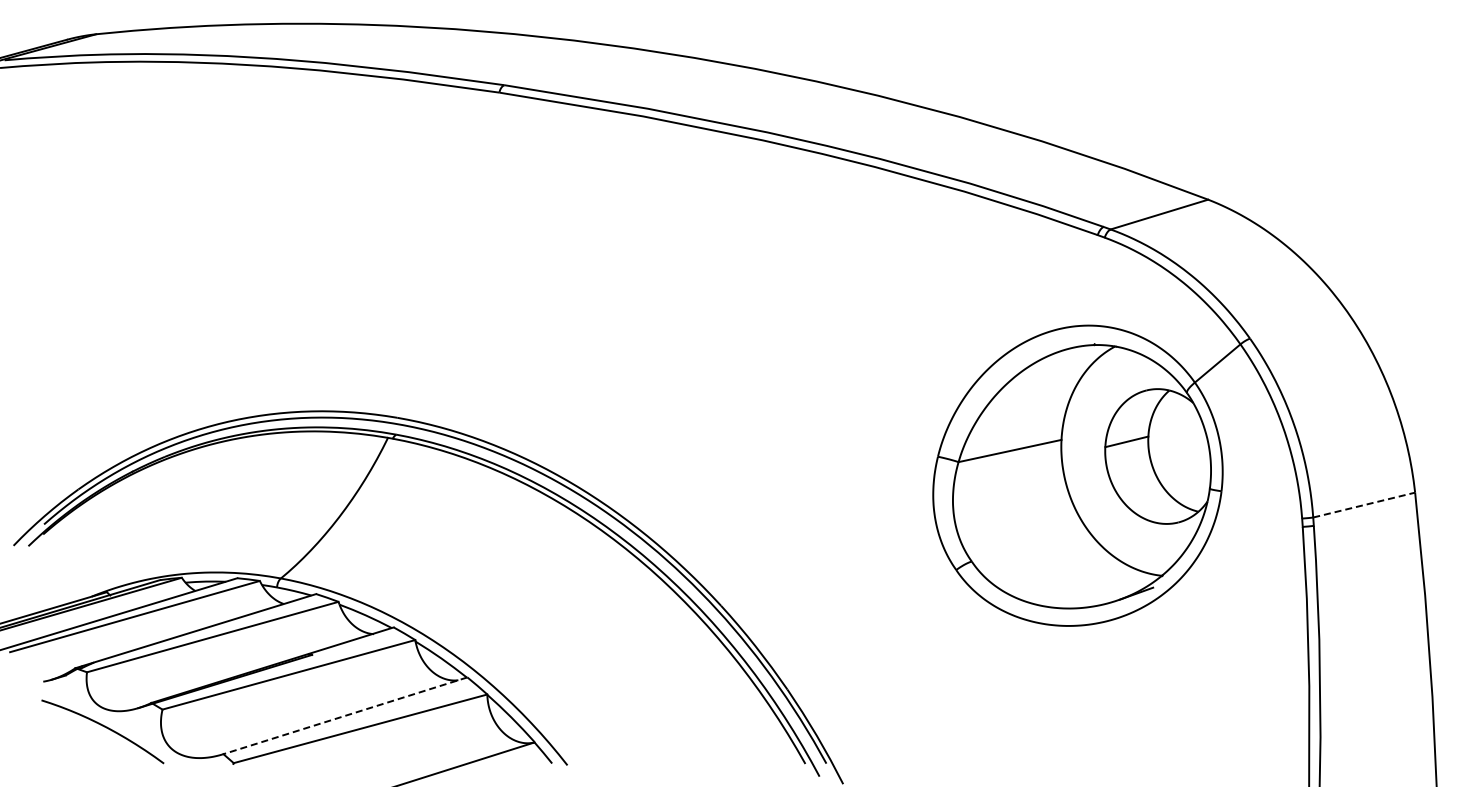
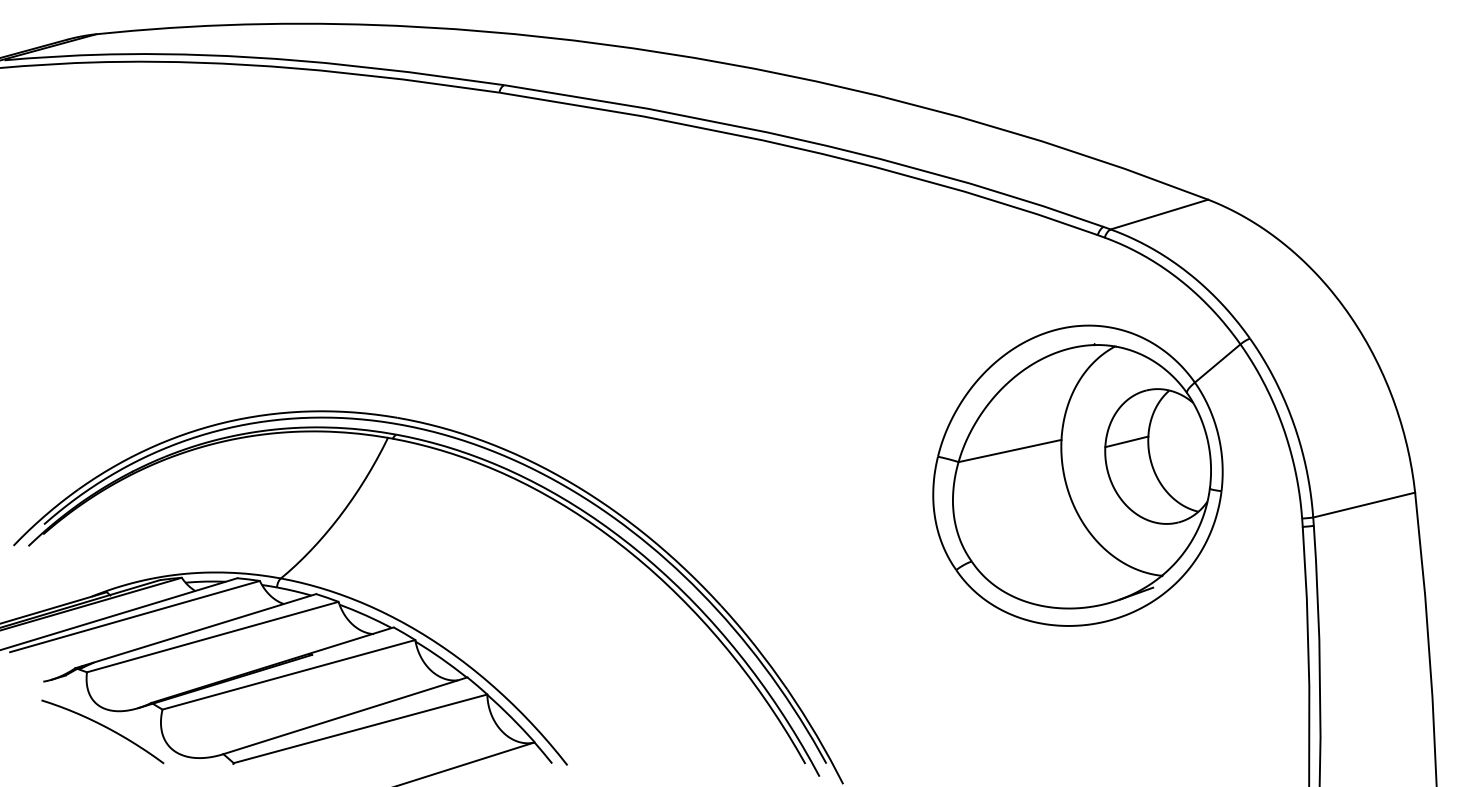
line: dashed -> solid (1364, 504)
line: dashed -> solid (345, 715)
